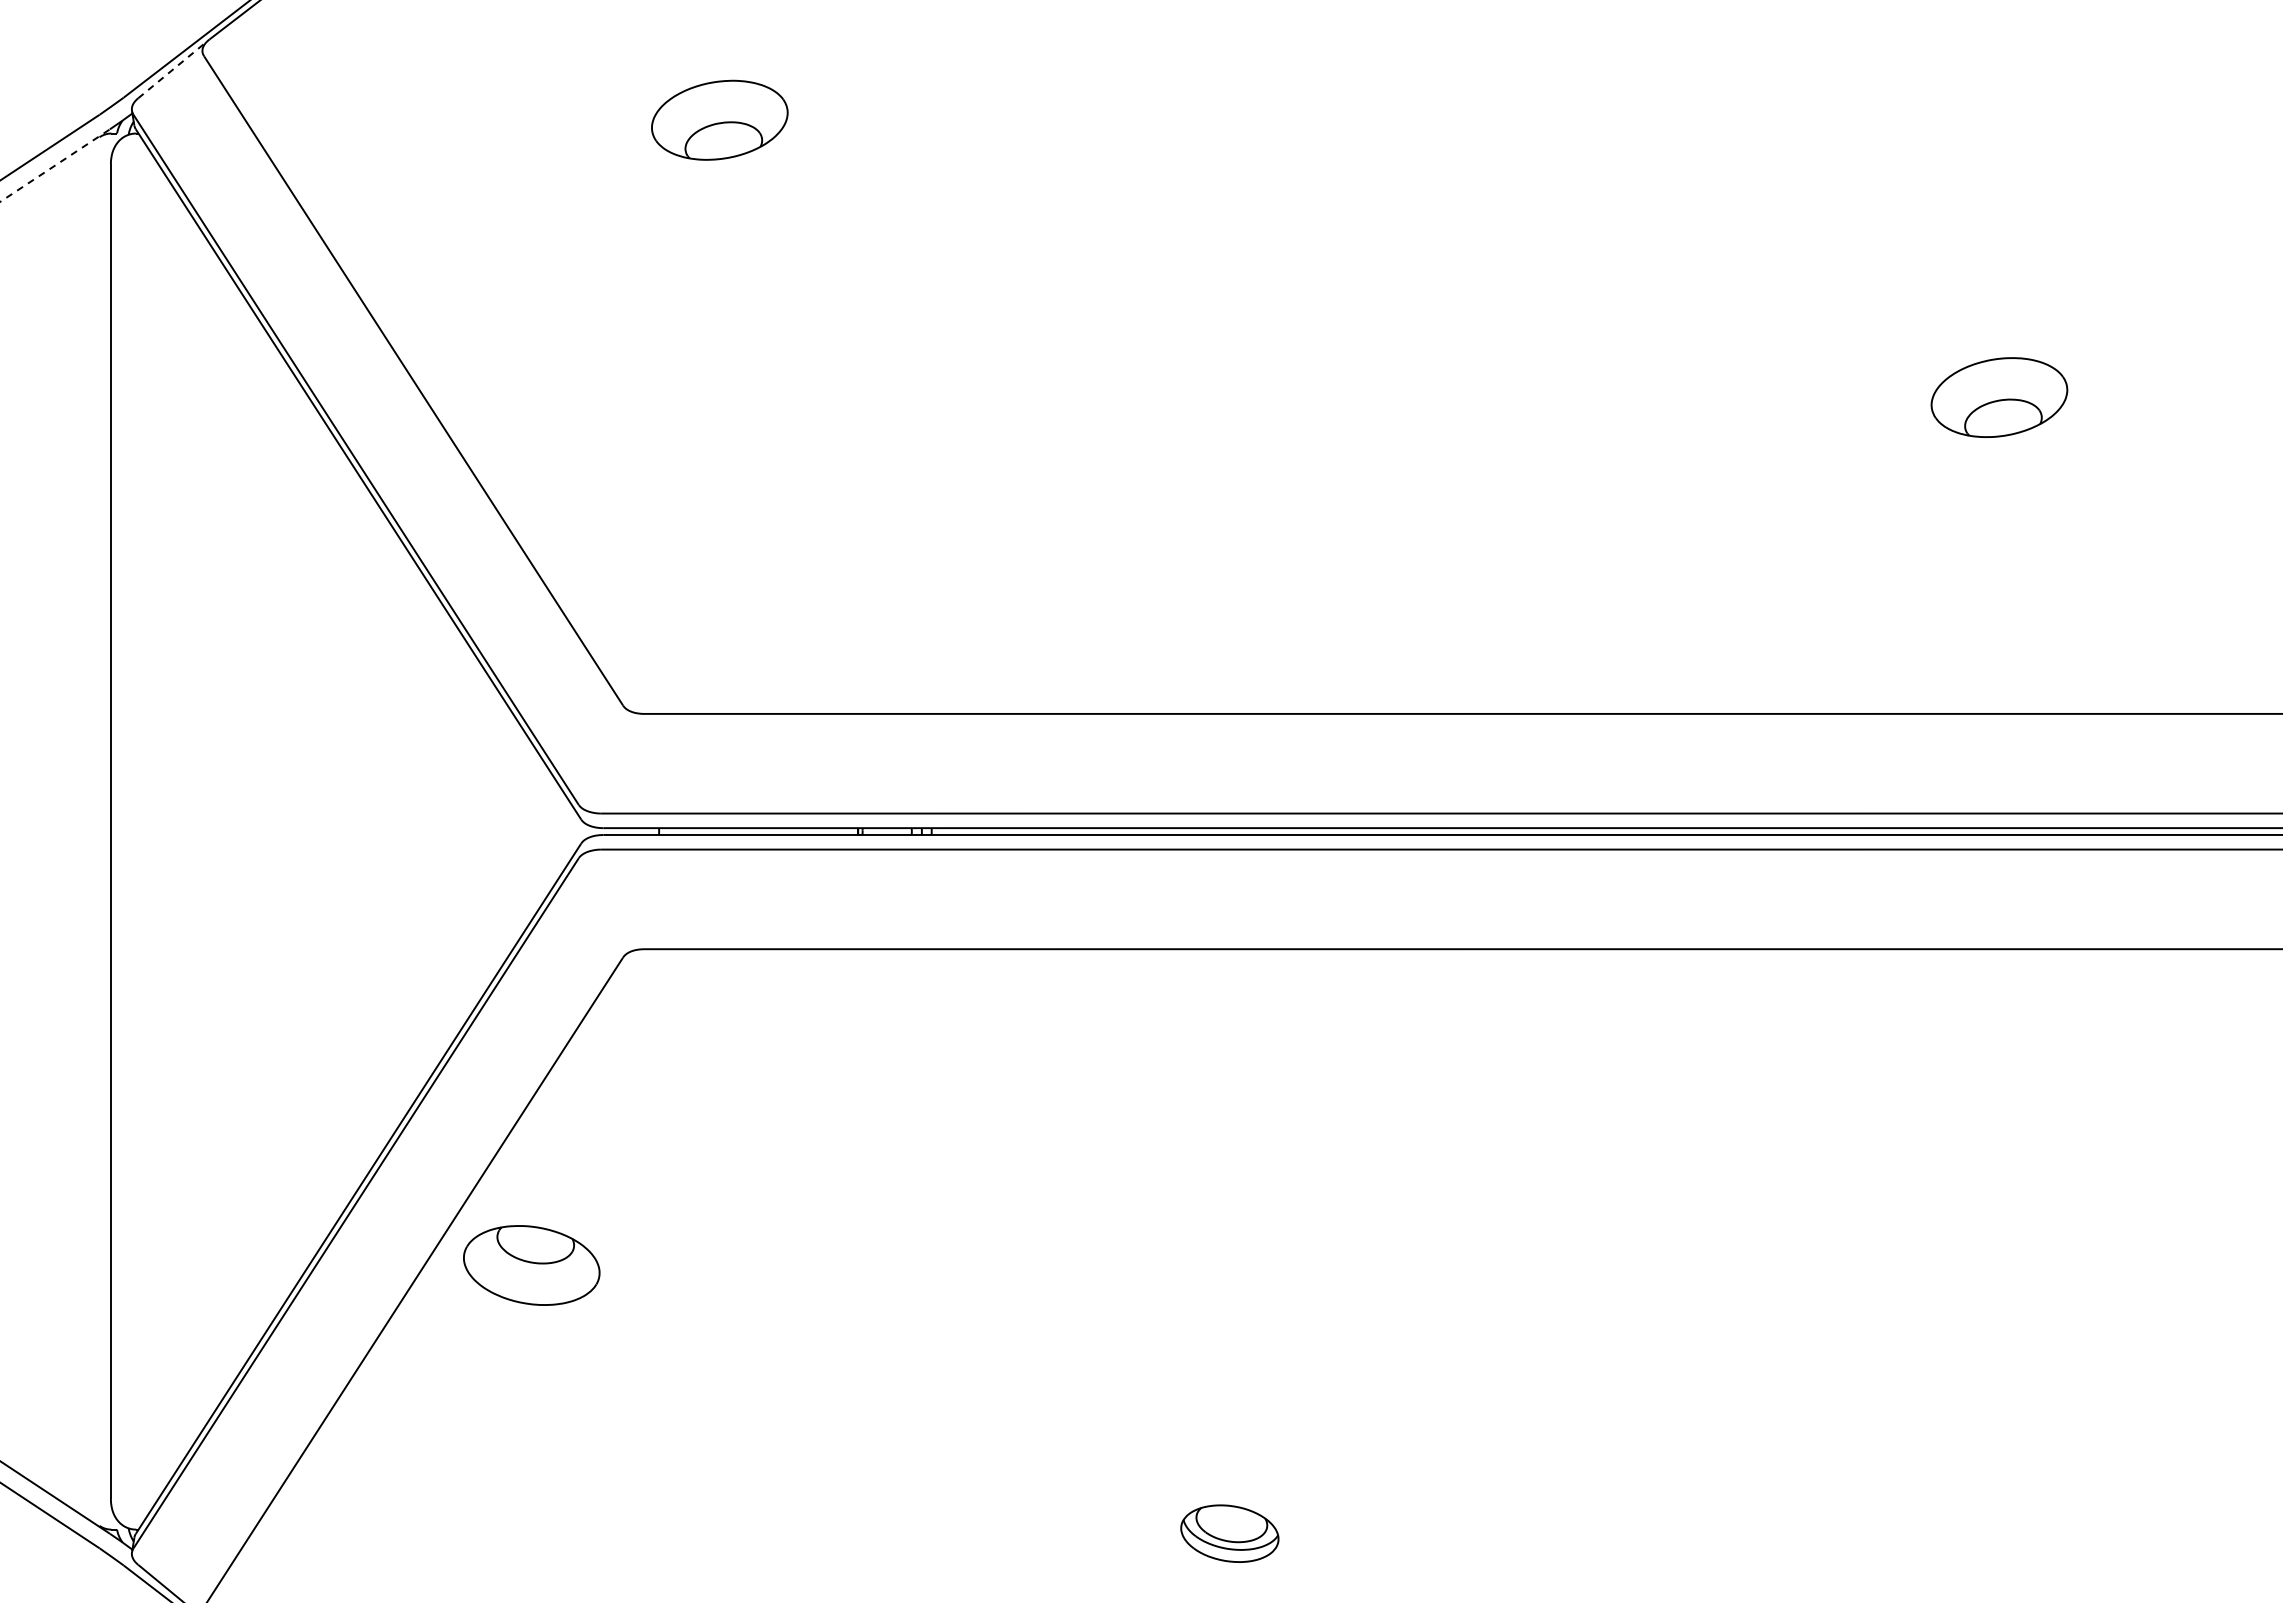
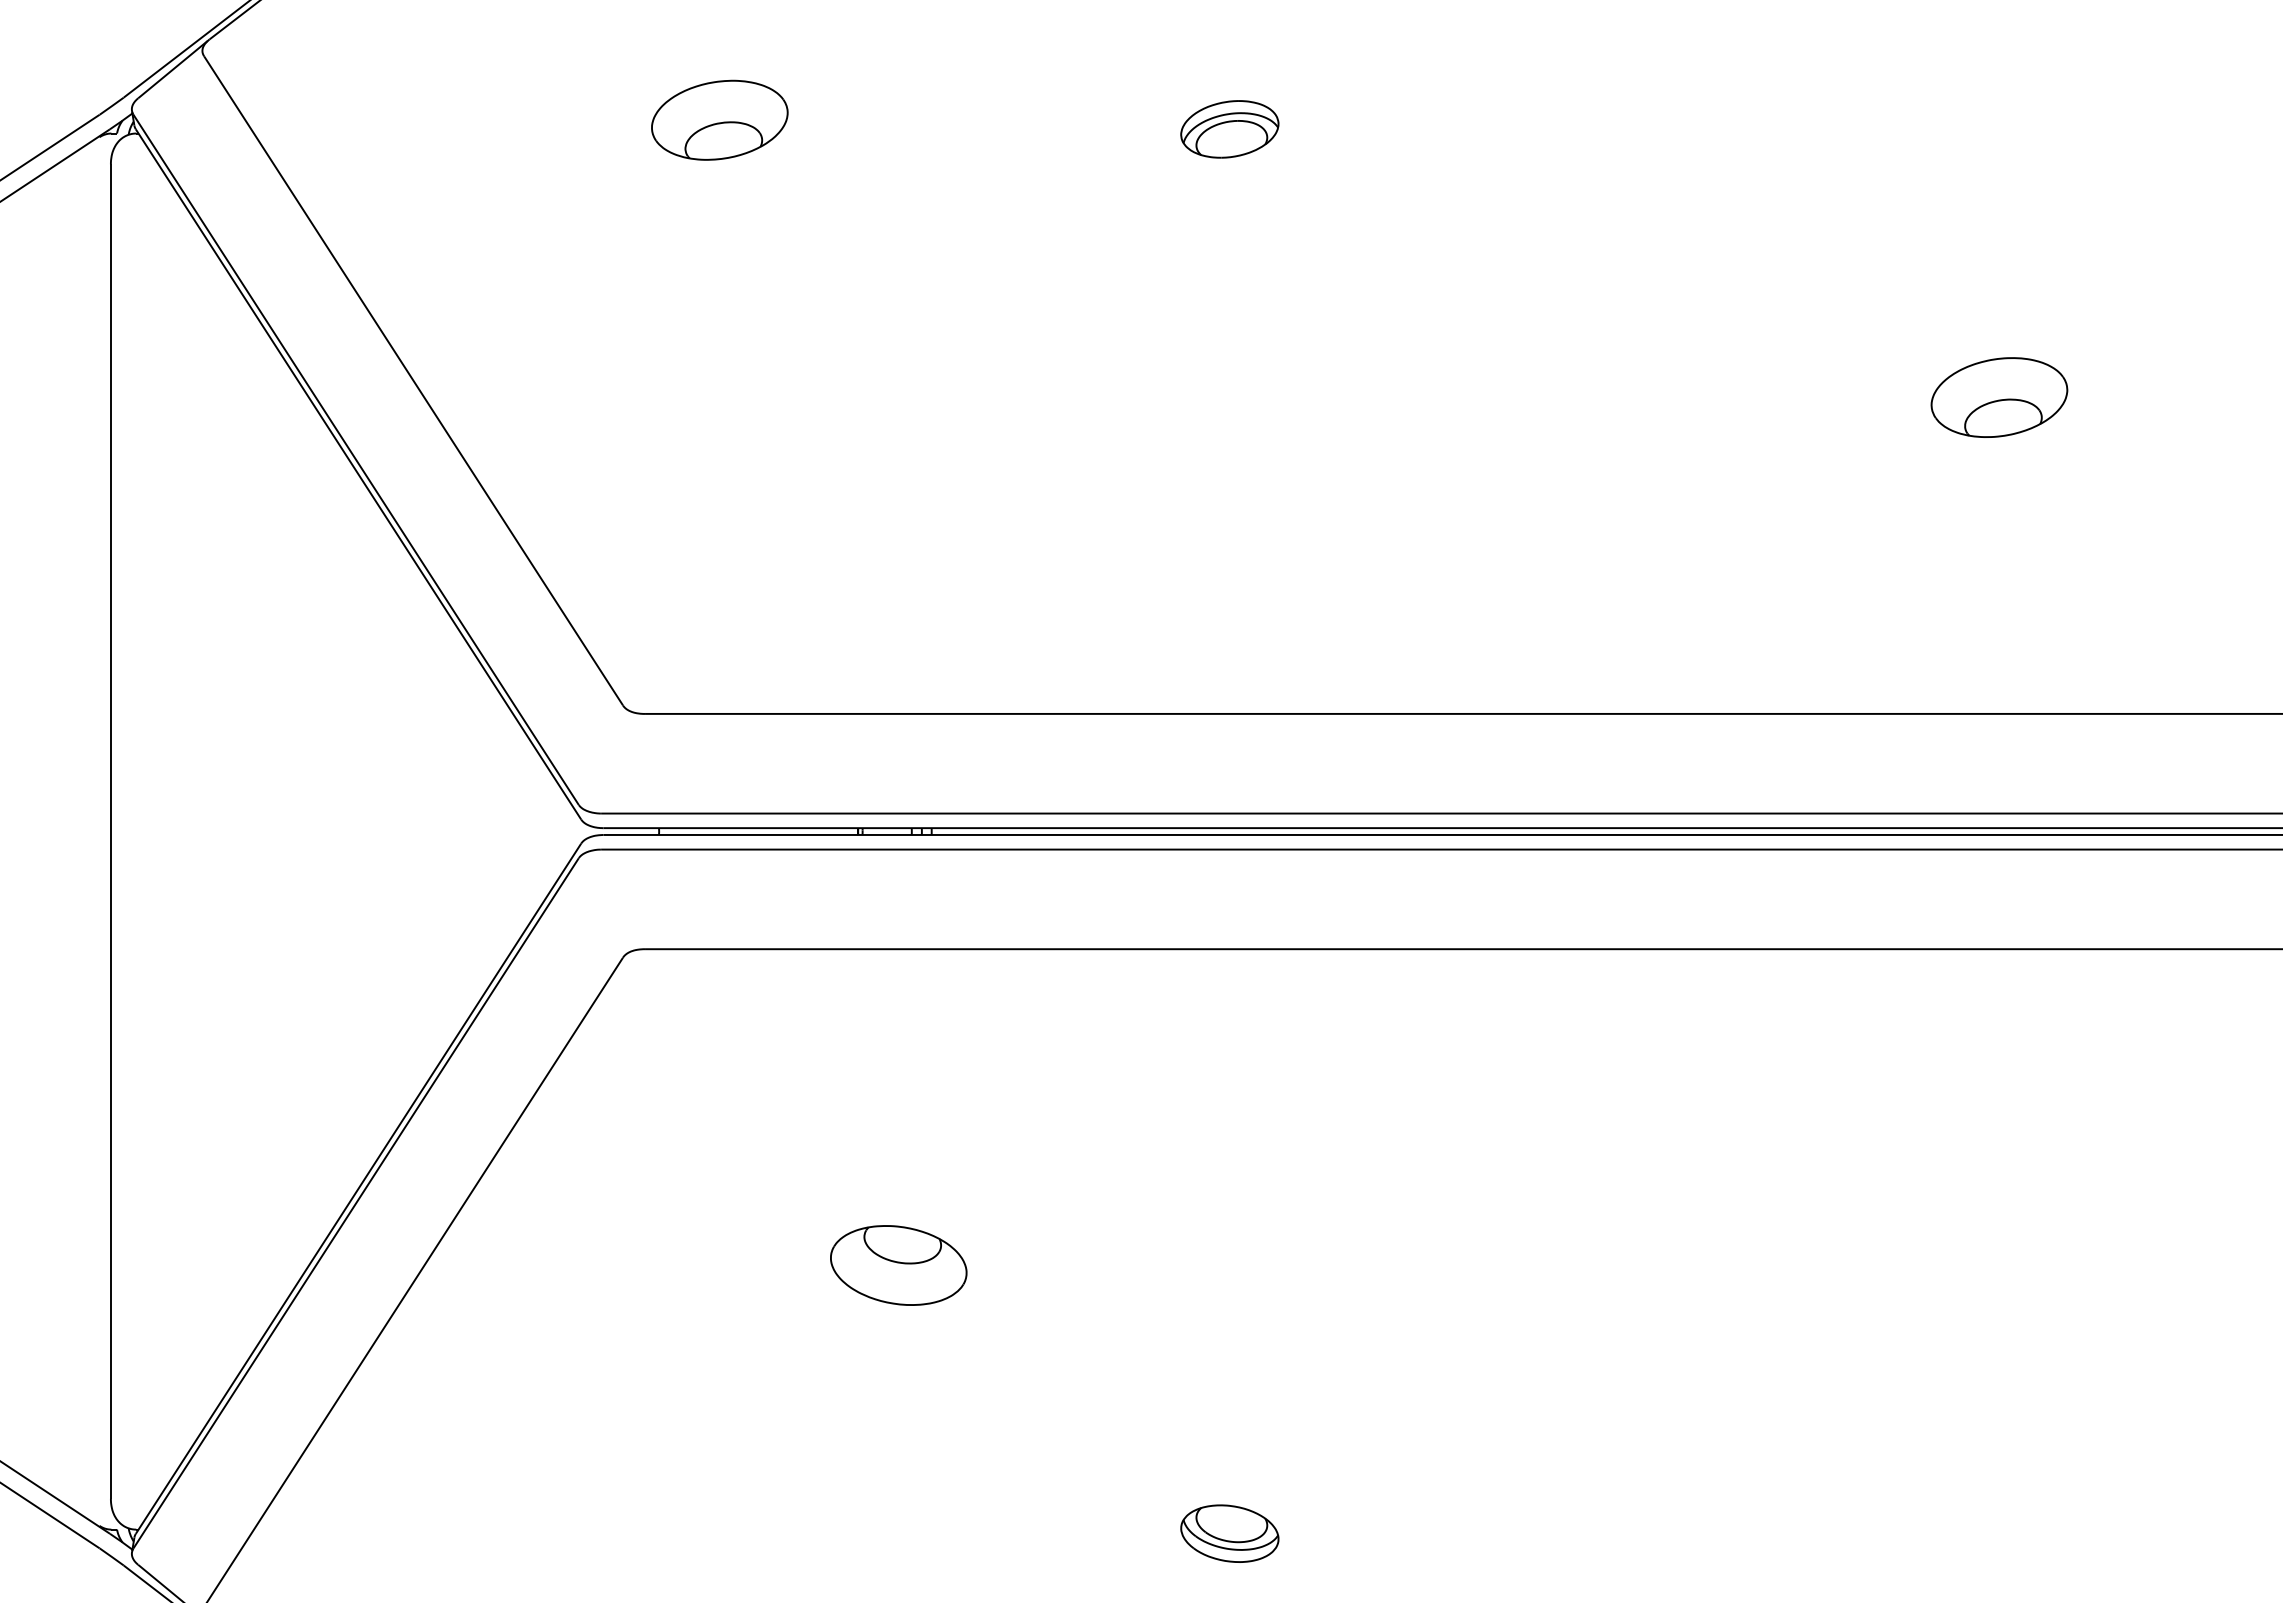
line: dashed -> solid (173, 69)
part: none -> present (1229, 129)
line: dashed -> solid (55, 165)
part position: (531, 1265) -> (898, 1265) (898, 1265)
